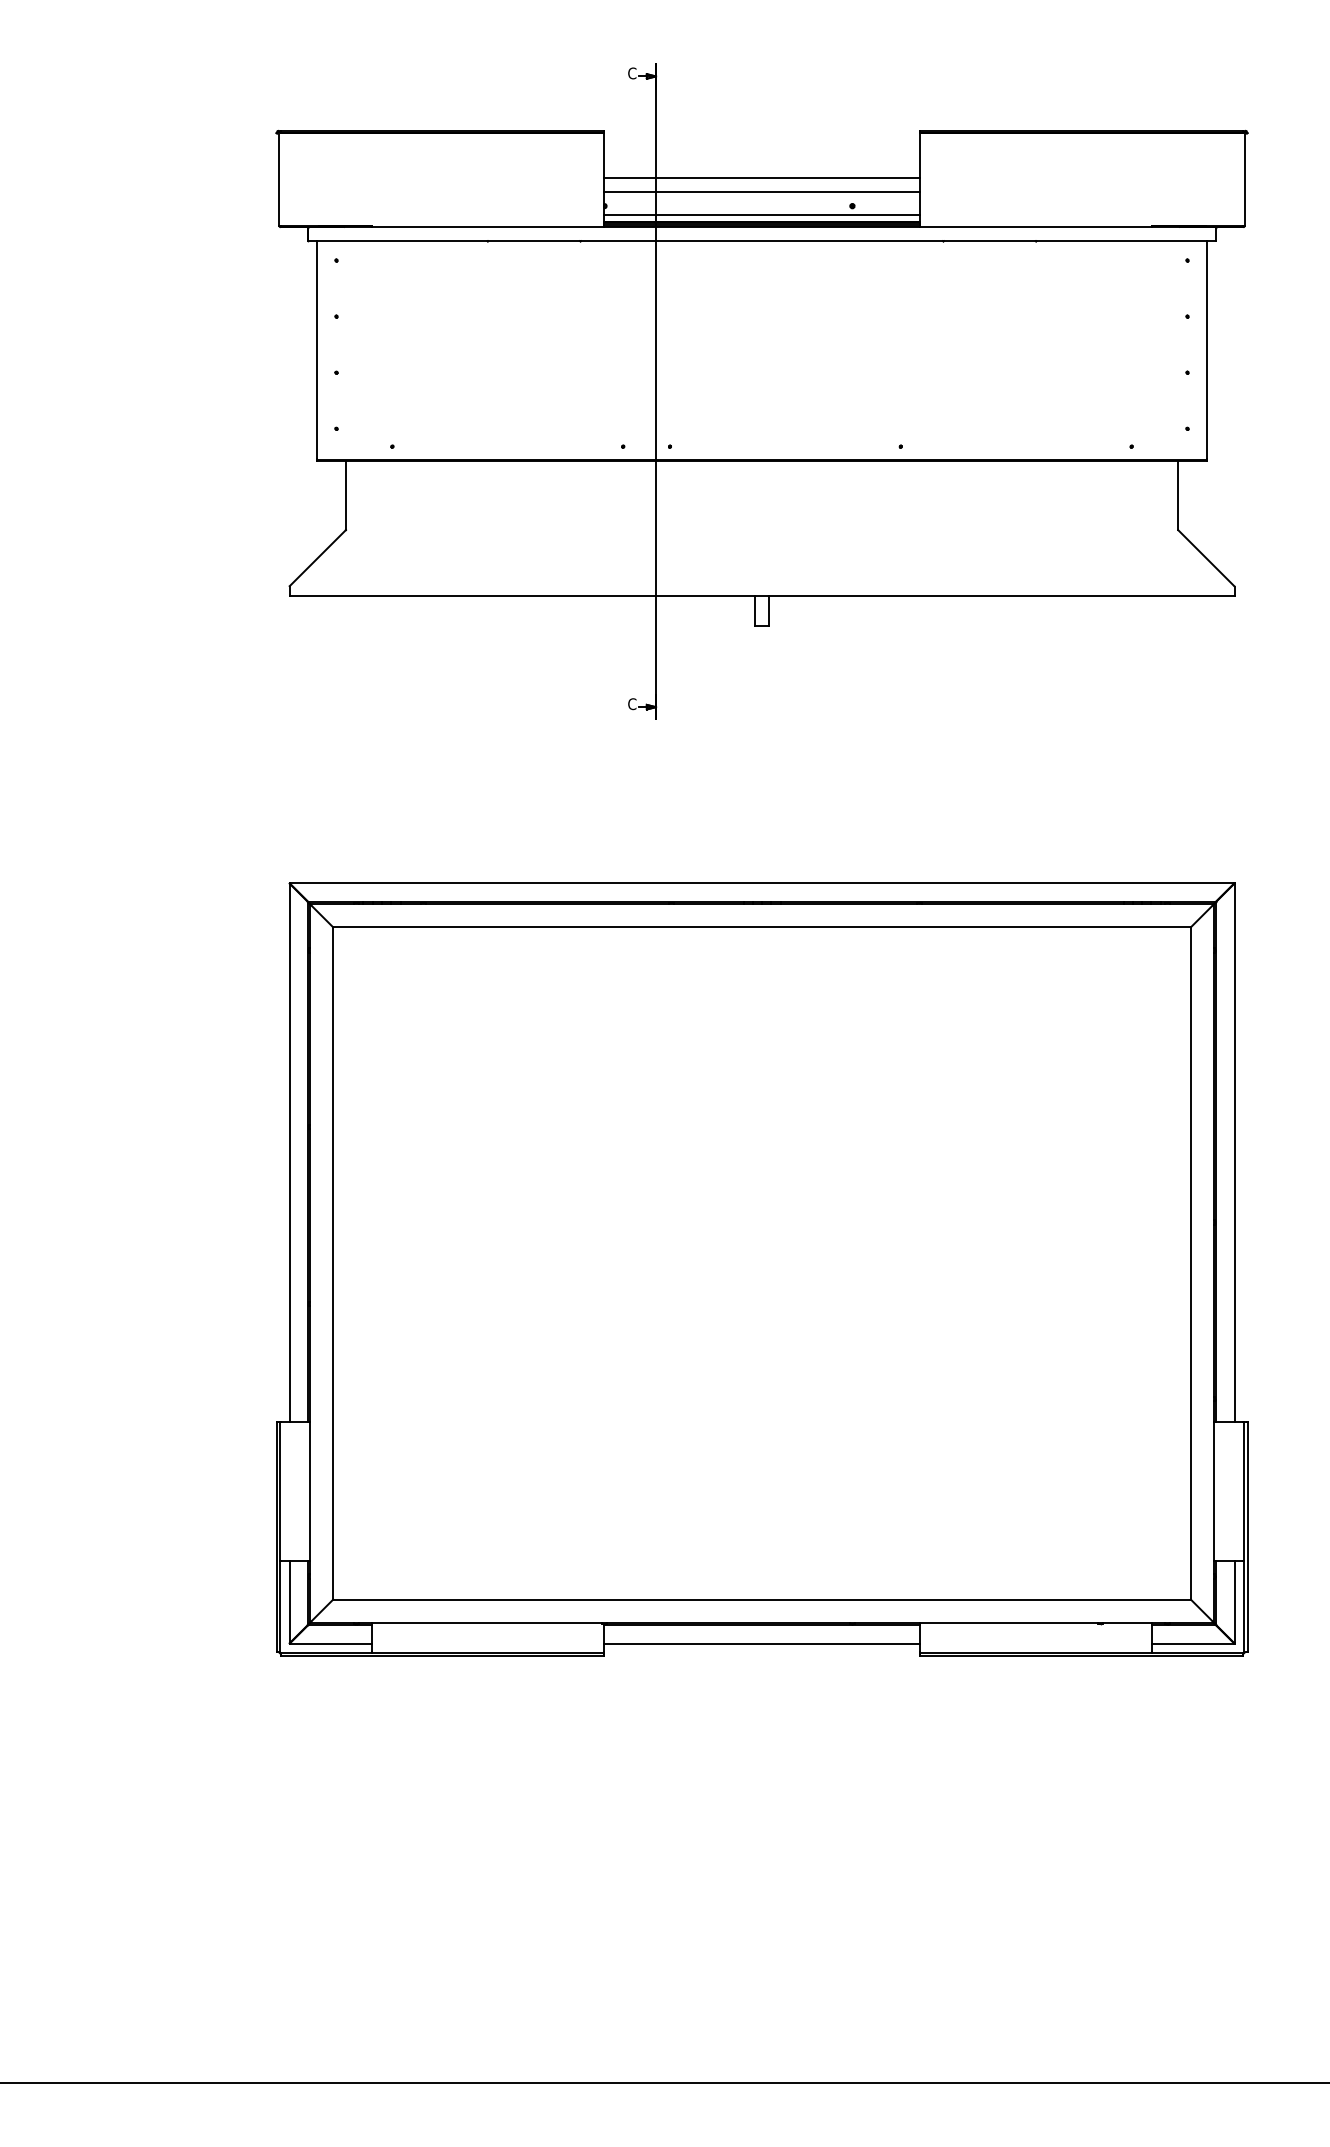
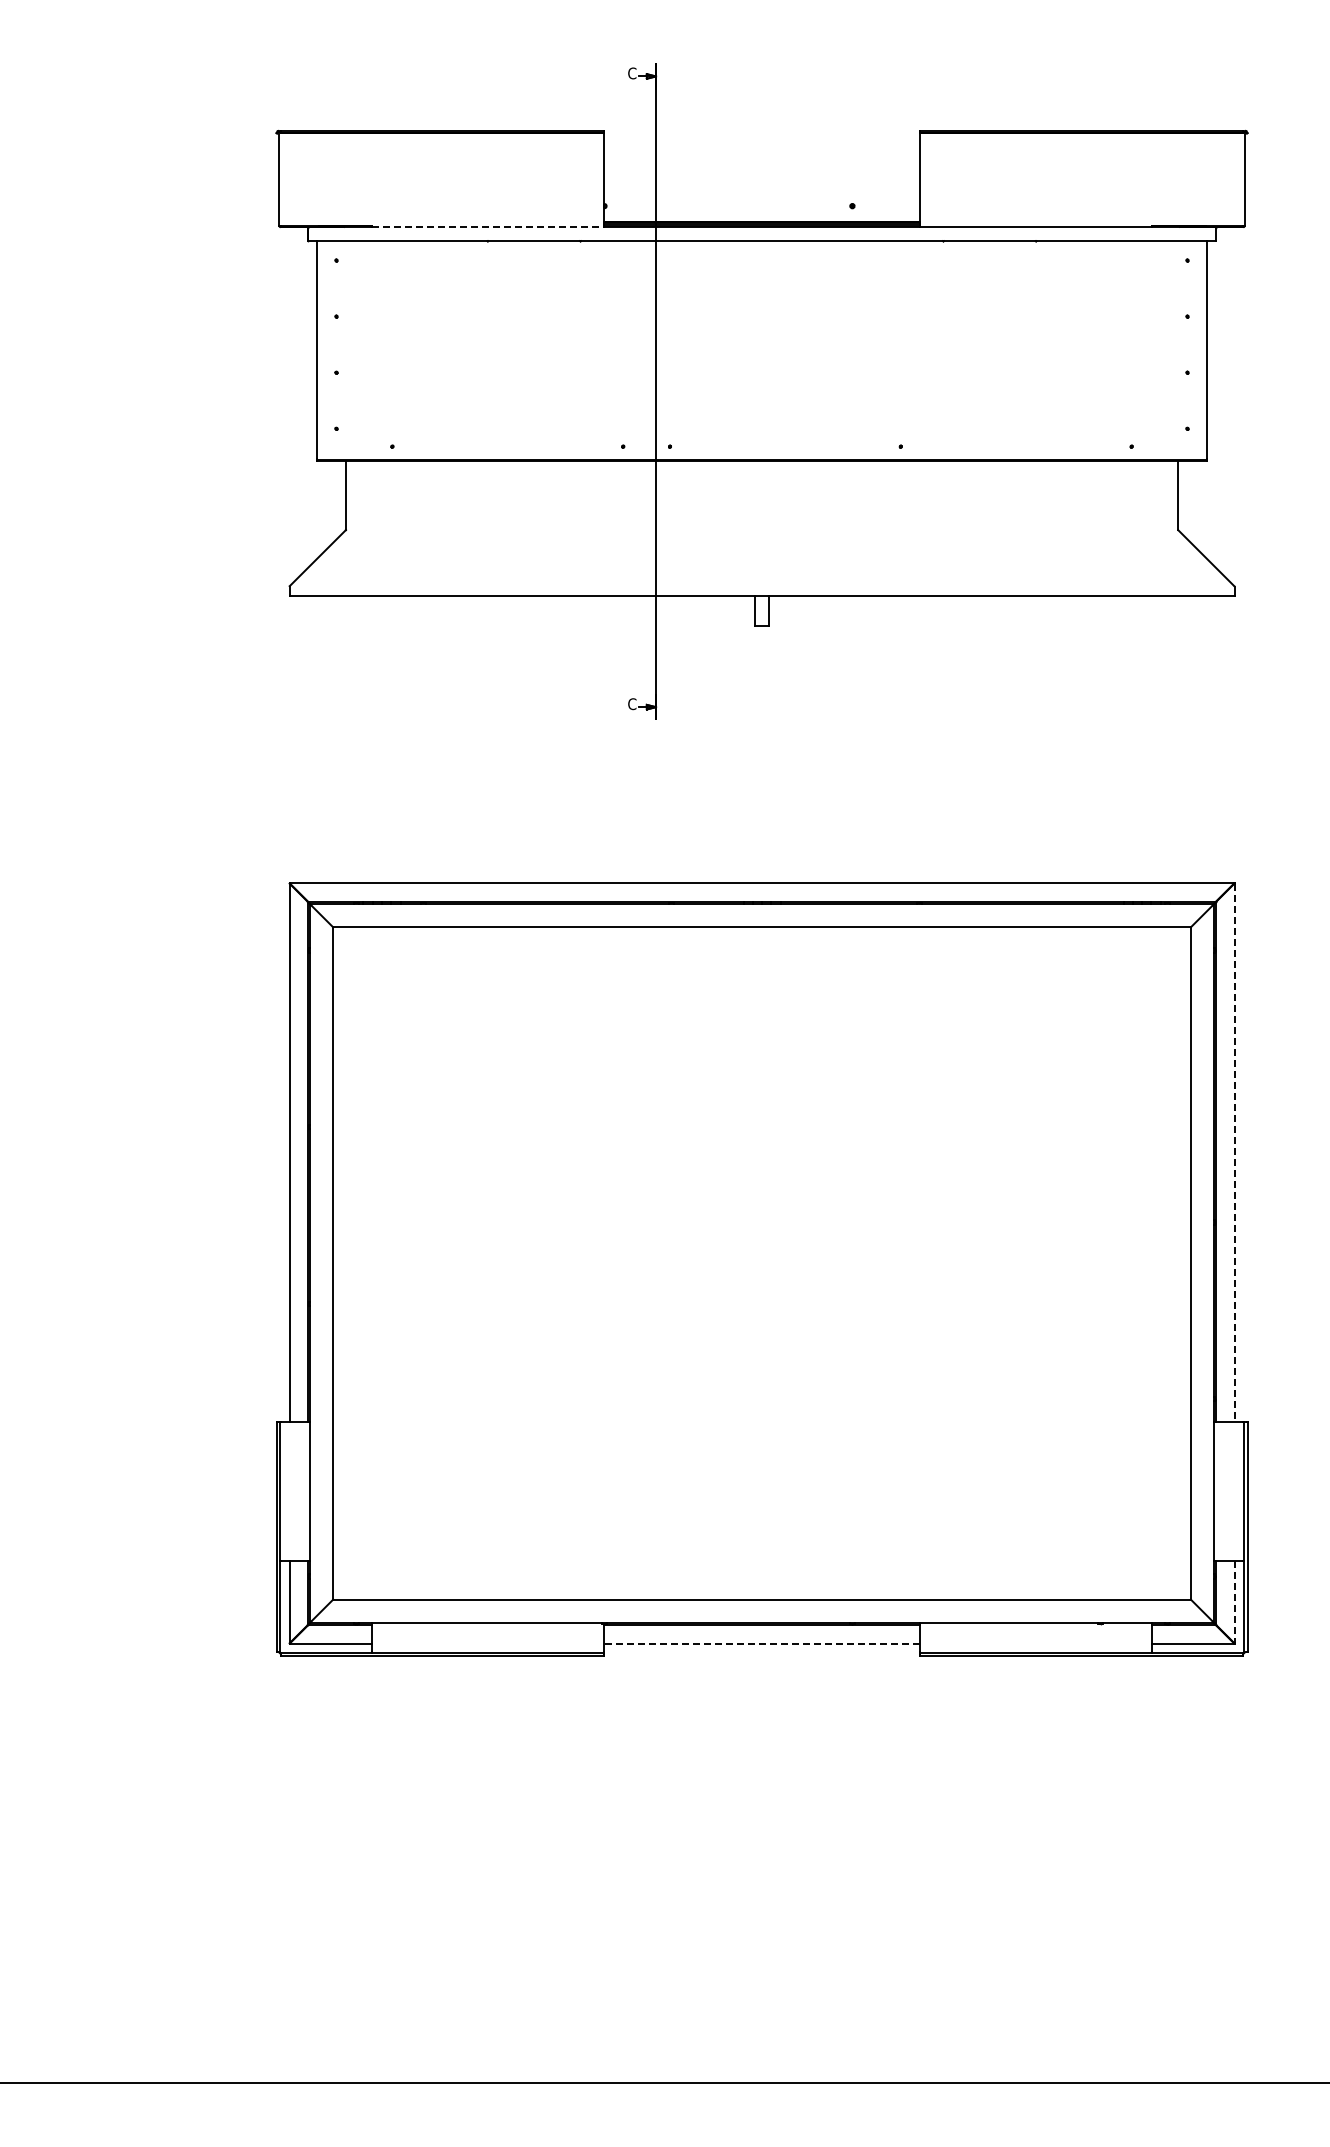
line: present -> none (761, 177)
line: present -> none (761, 192)
line: present -> none (761, 215)
line: solid -> dashed (487, 227)
line: solid -> dashed (1234, 1153)
line: solid -> dashed (1234, 1602)
line: solid -> dashed (761, 1643)
